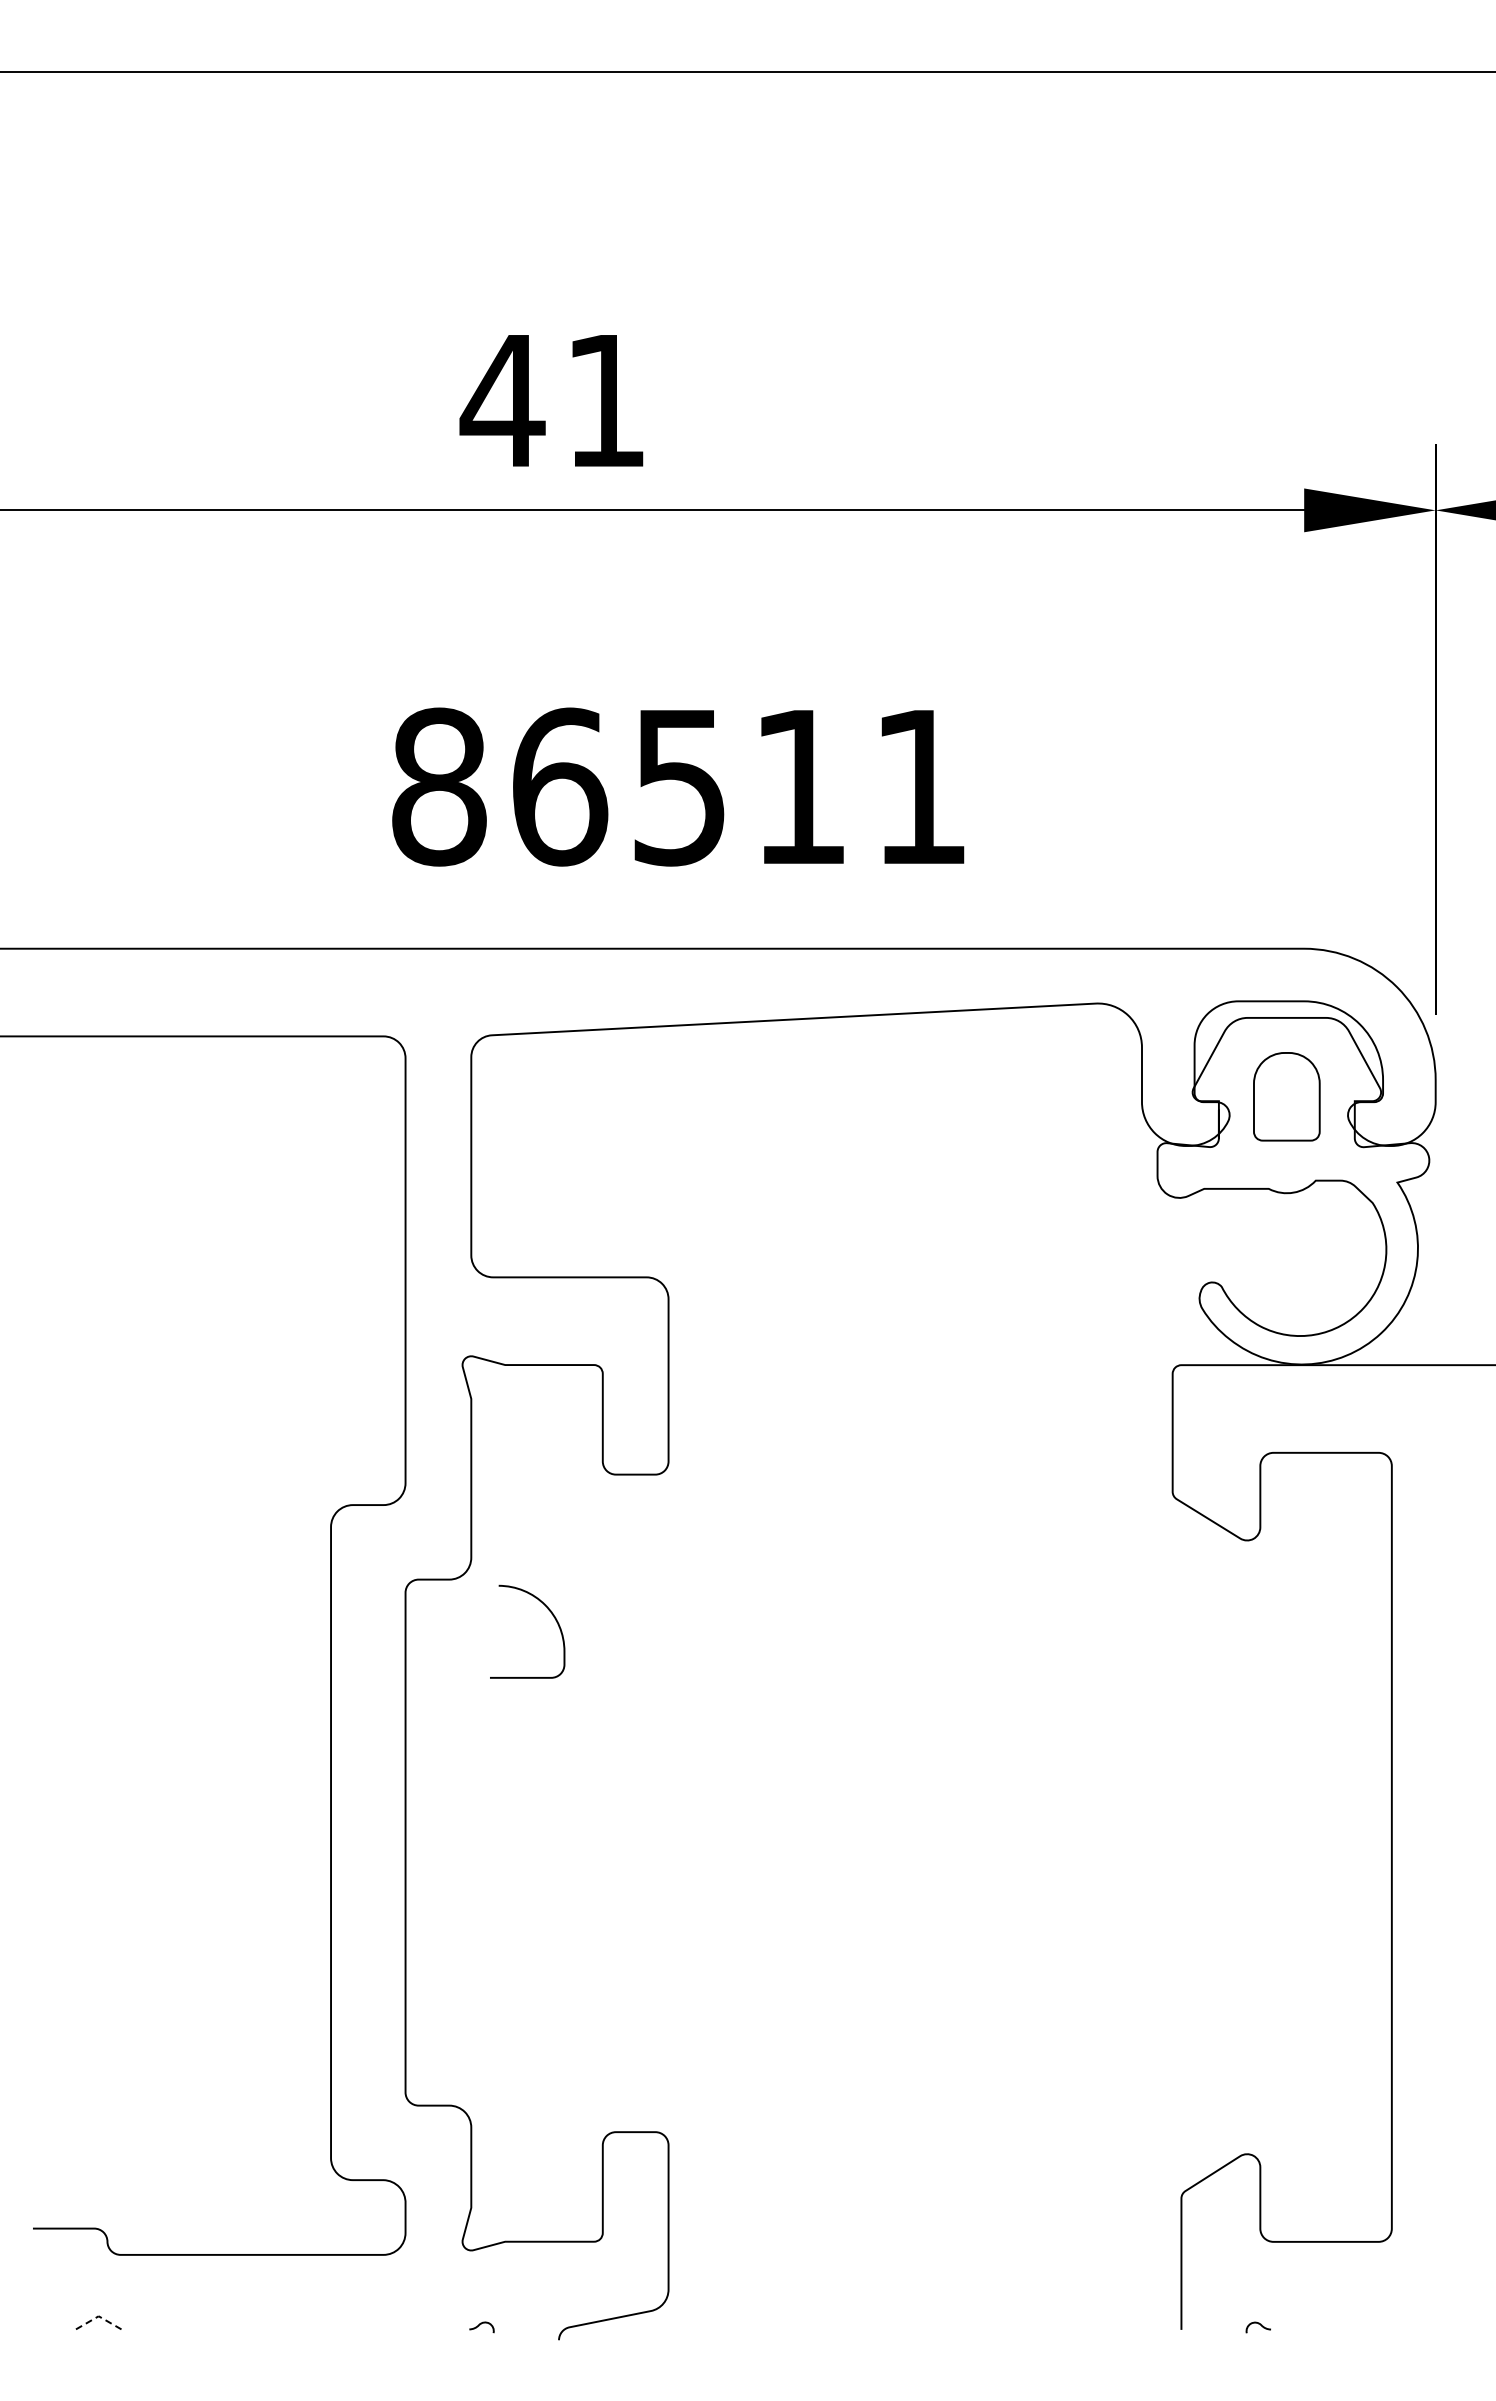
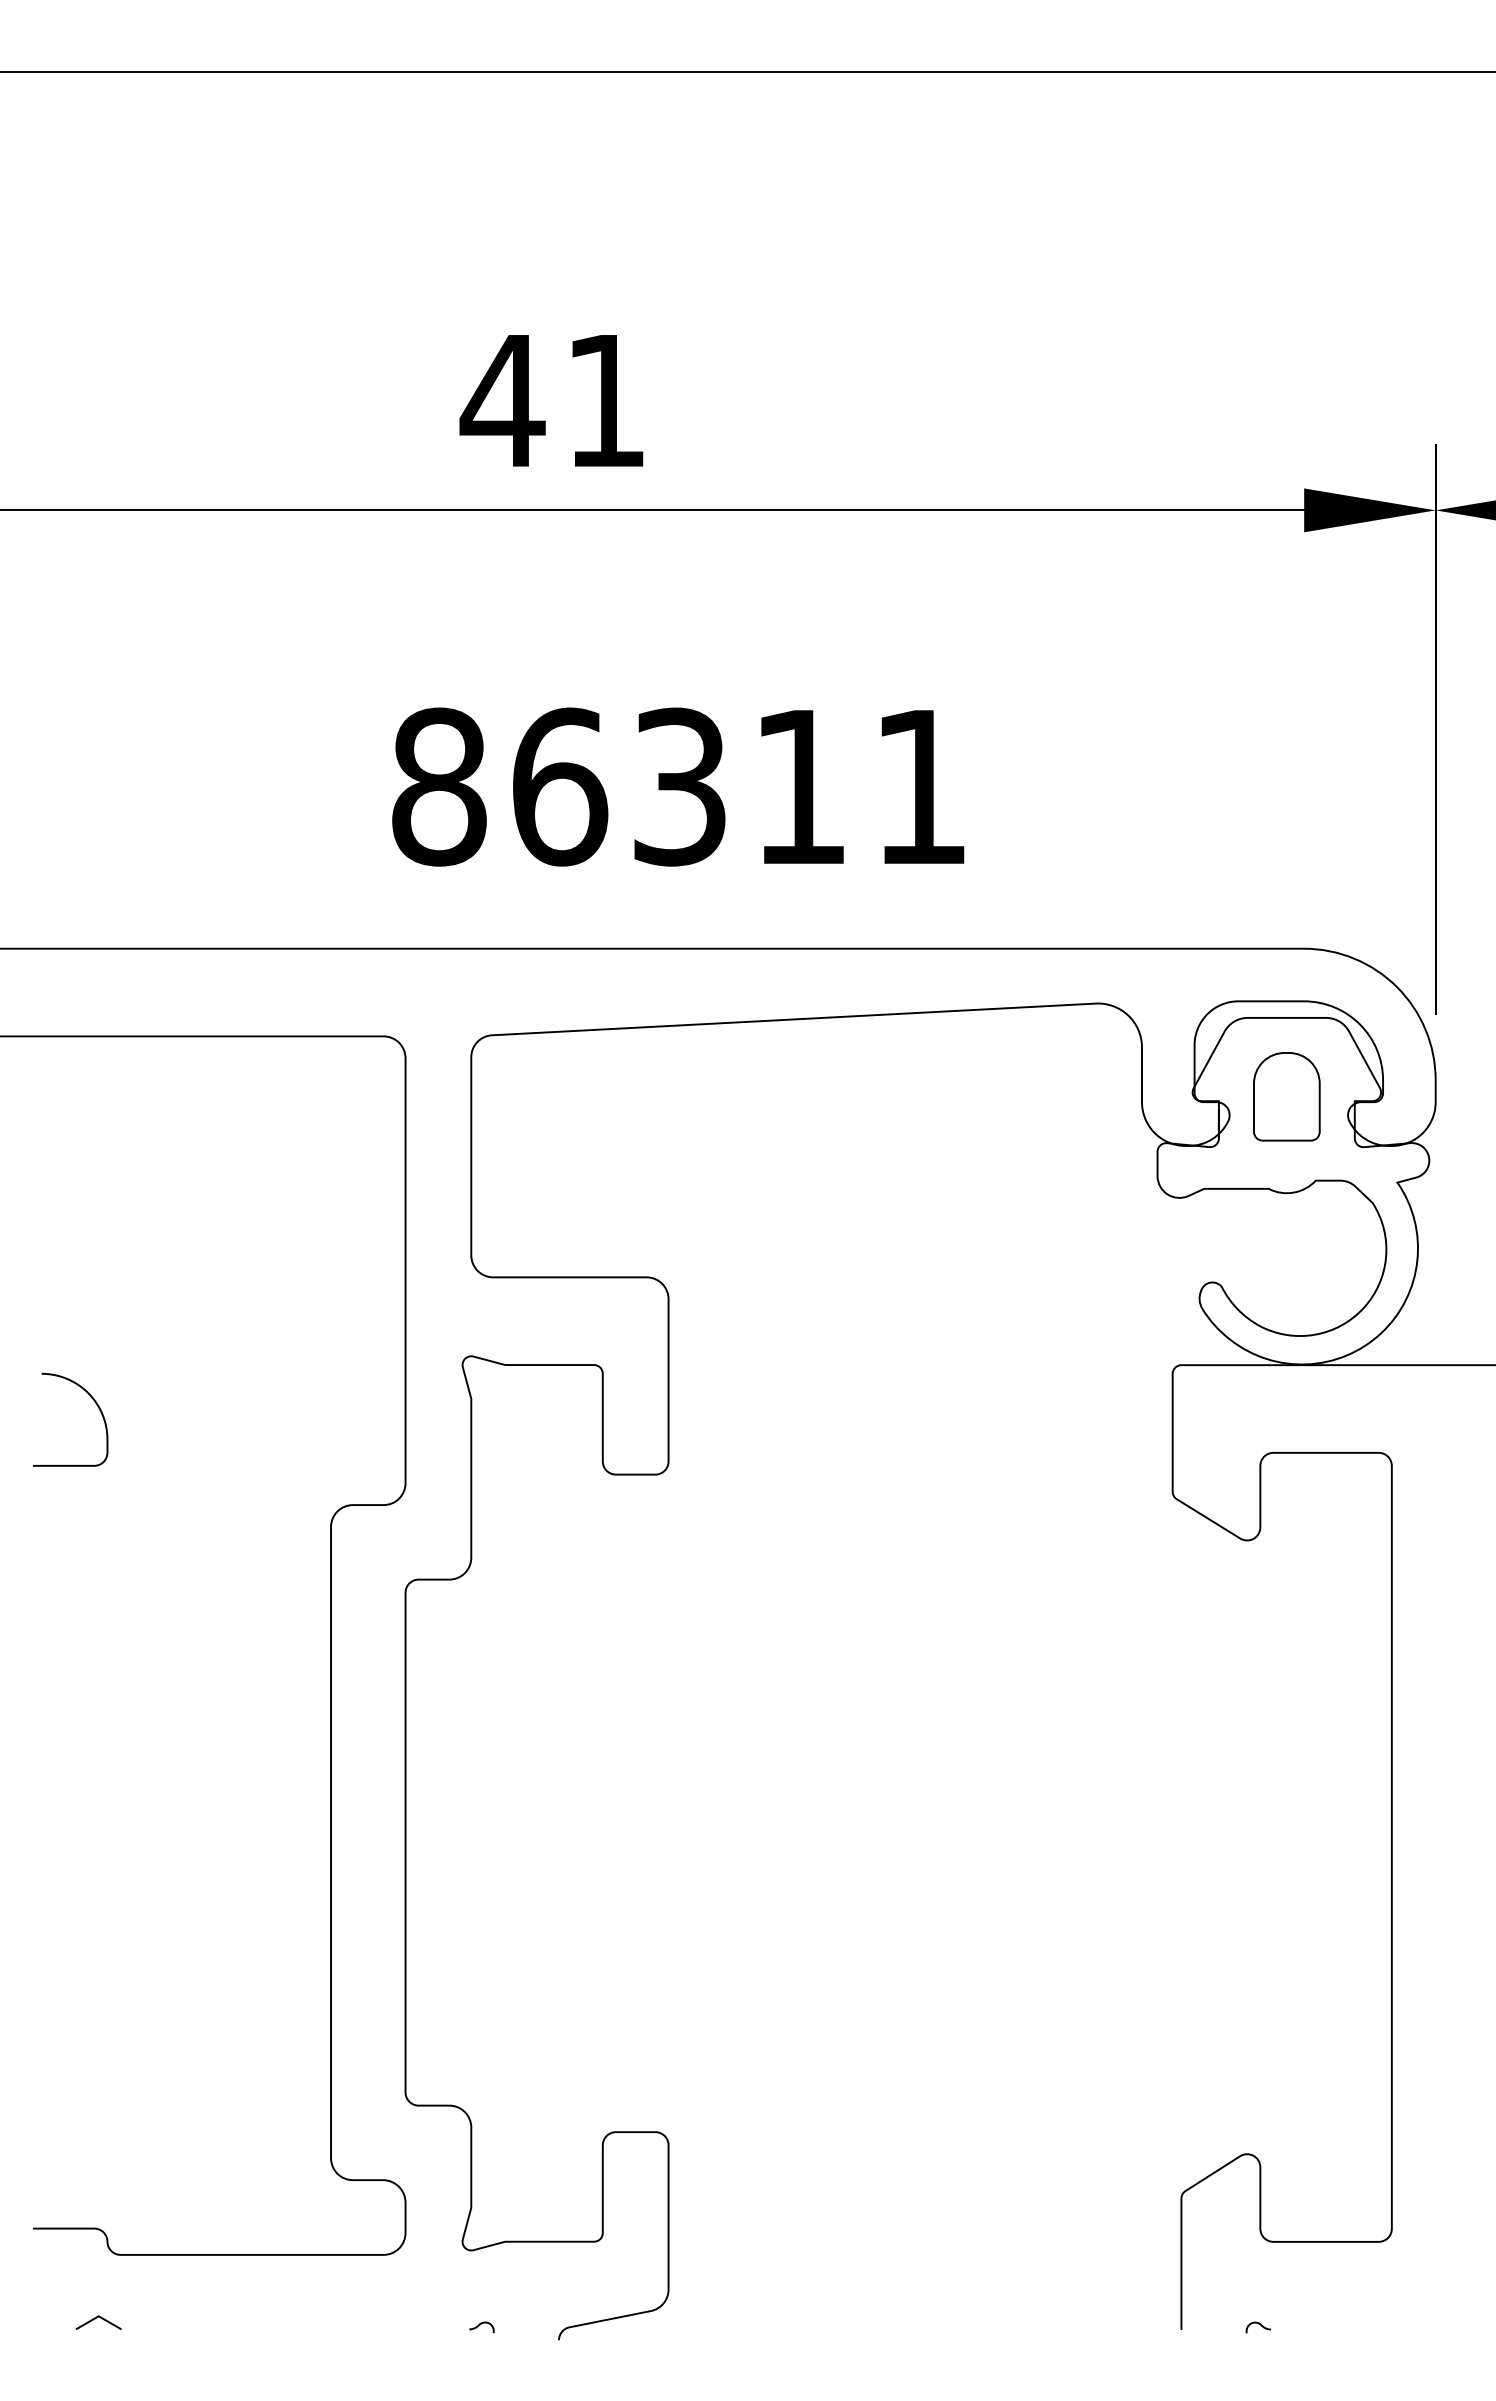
text: 86511 -> 86311 (679, 786)
curve position: (551, 1614) -> (94, 1402) (94, 1402)
line: dashed -> solid (98, 2316)
